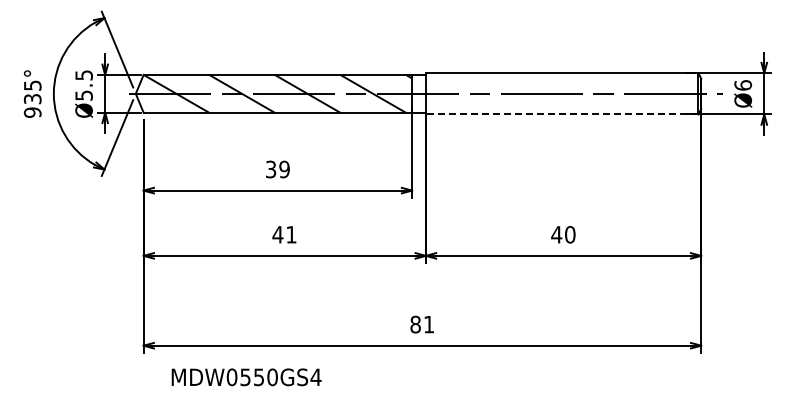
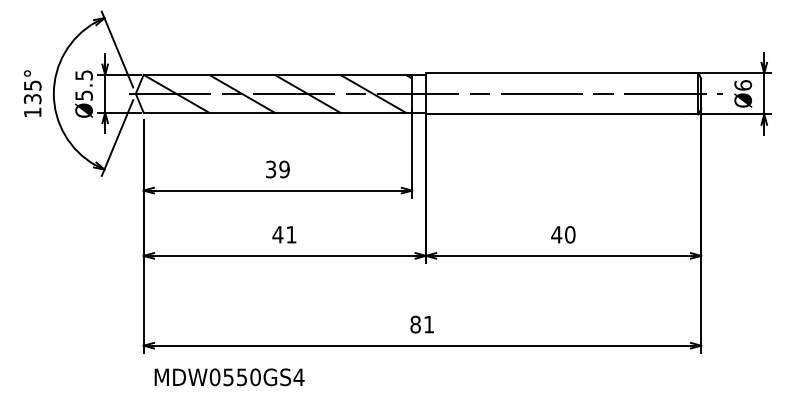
text: 935° -> 135° (32, 112)
line: dashed -> solid (561, 114)
text position: (246, 377) -> (229, 377) (229, 377)
